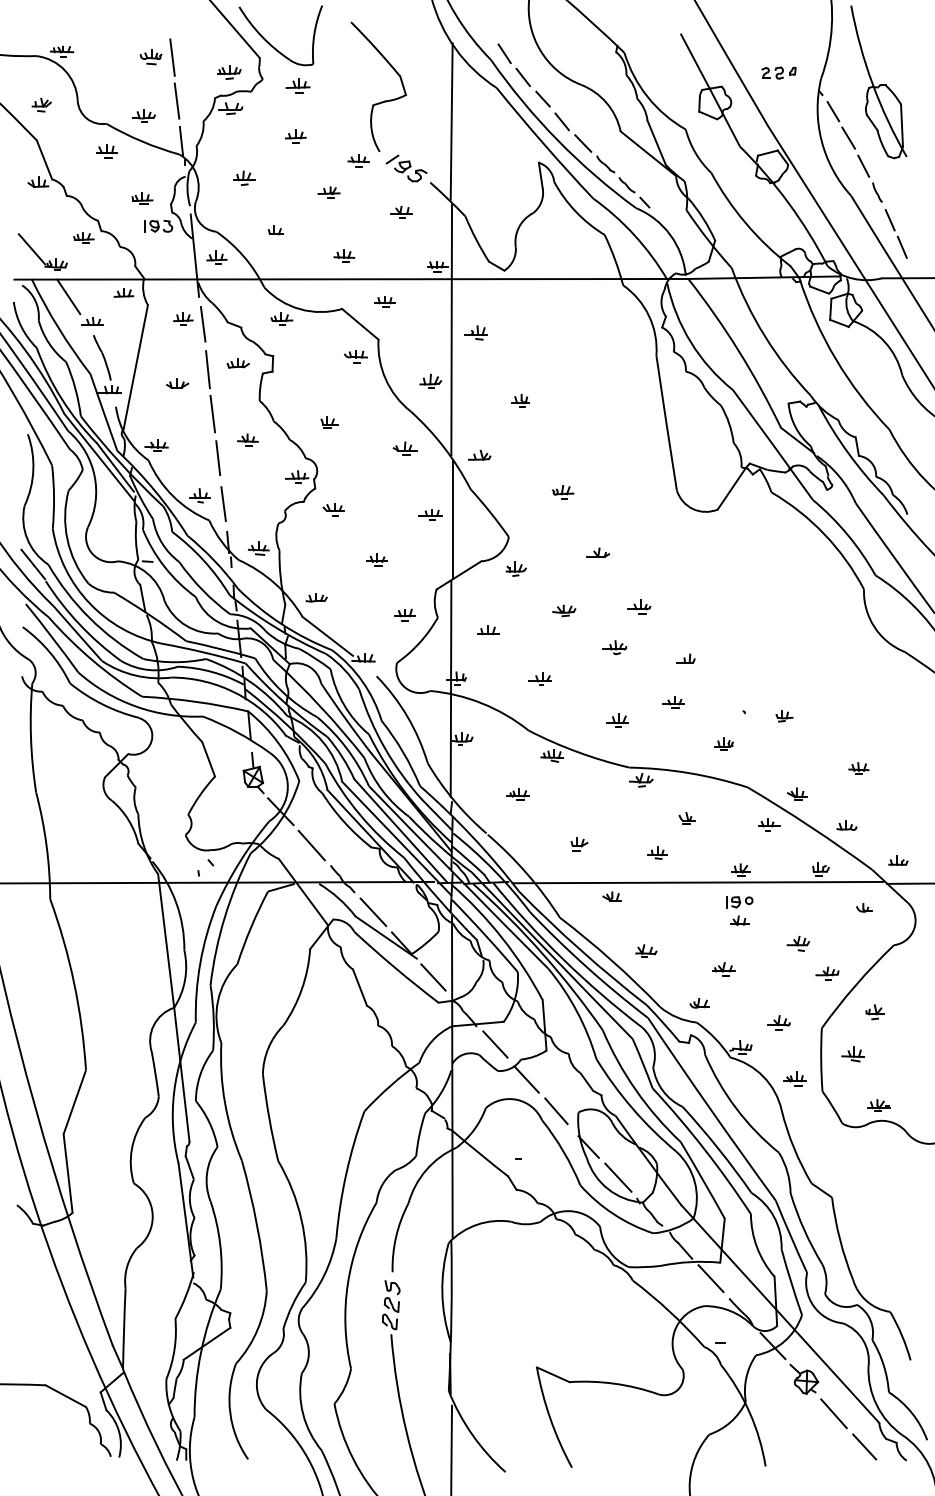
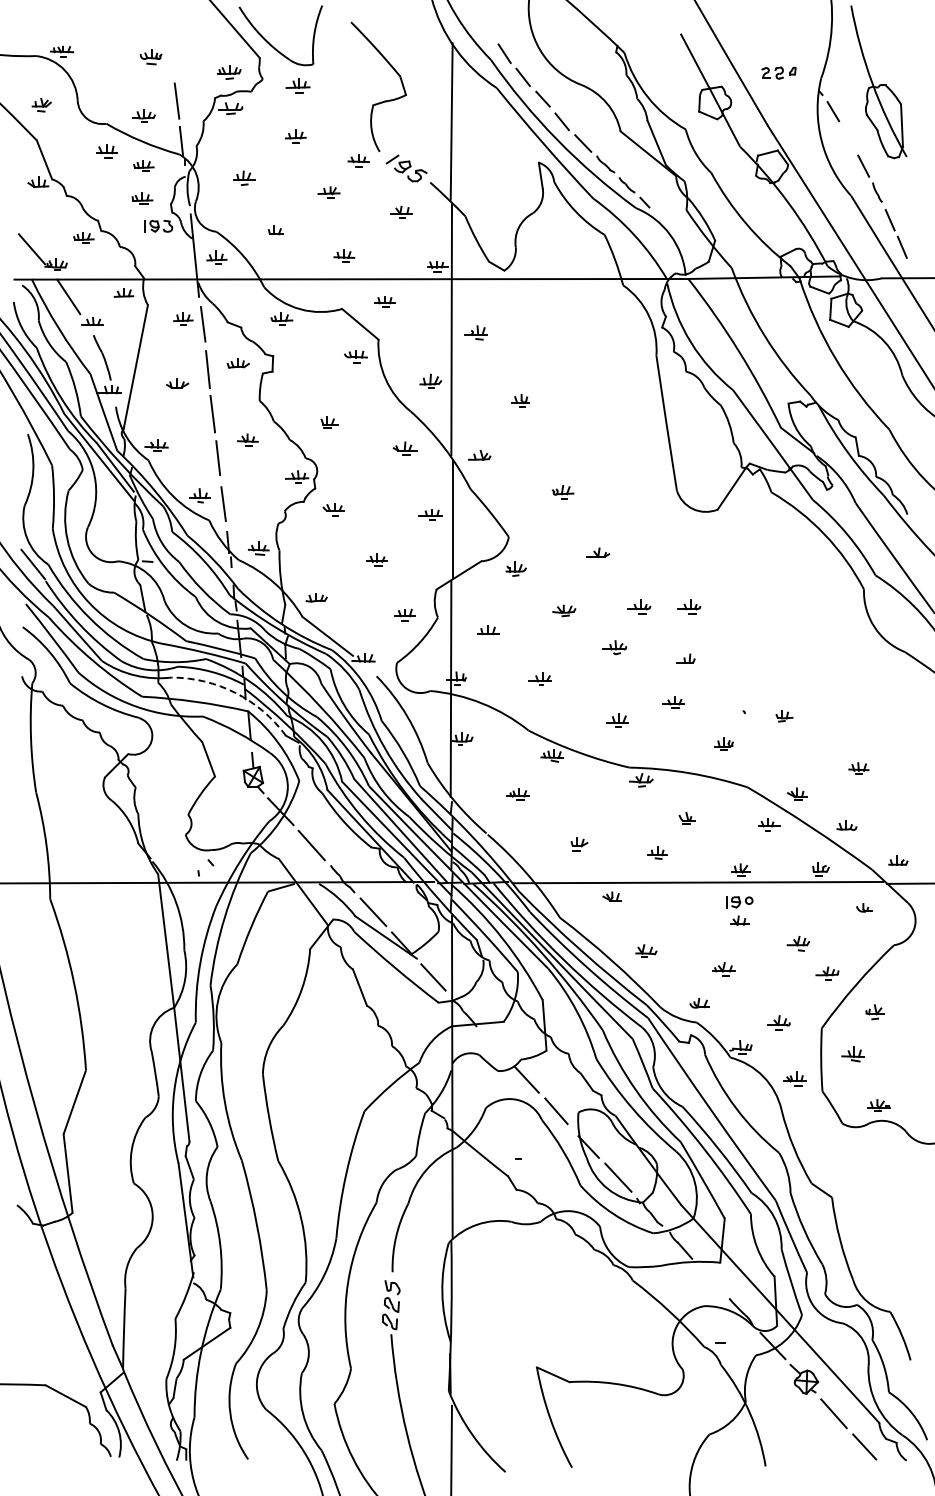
line: present -> none (172, 57)
line: present -> none (848, 137)
part: none -> present (143, 165)
part: none -> present (689, 606)
arc: solid -> dashed (235, 693)
line: present -> none (495, 1044)
line: present -> none (710, 1278)
